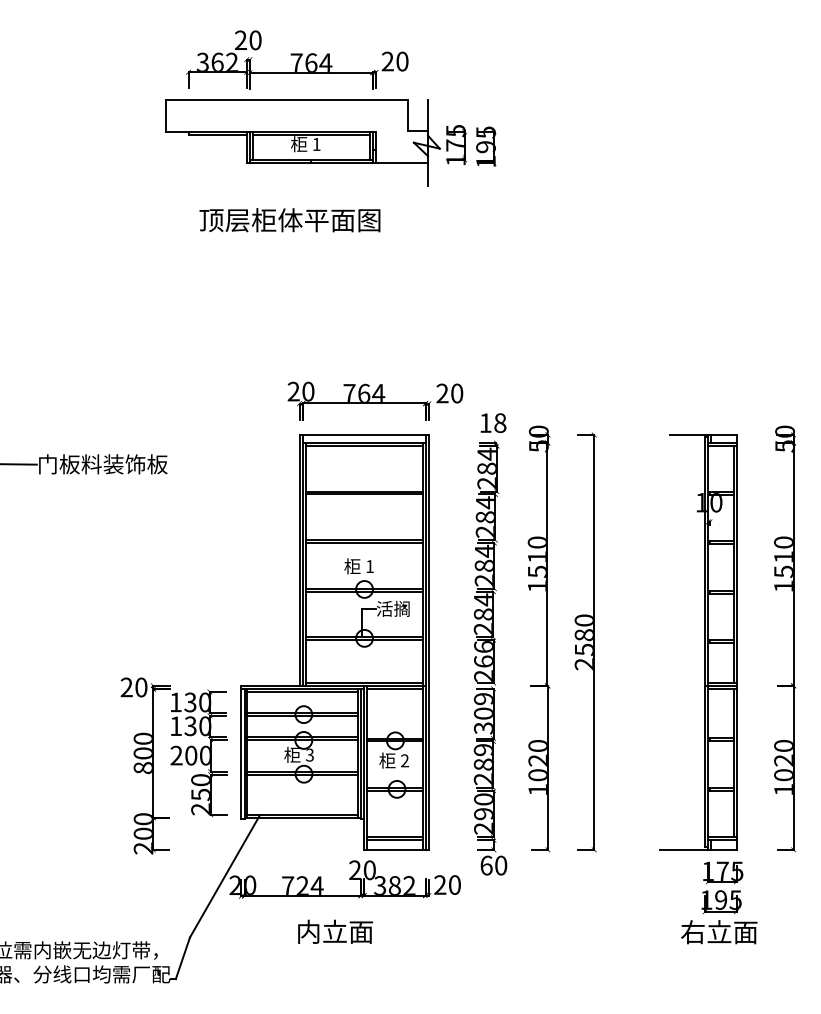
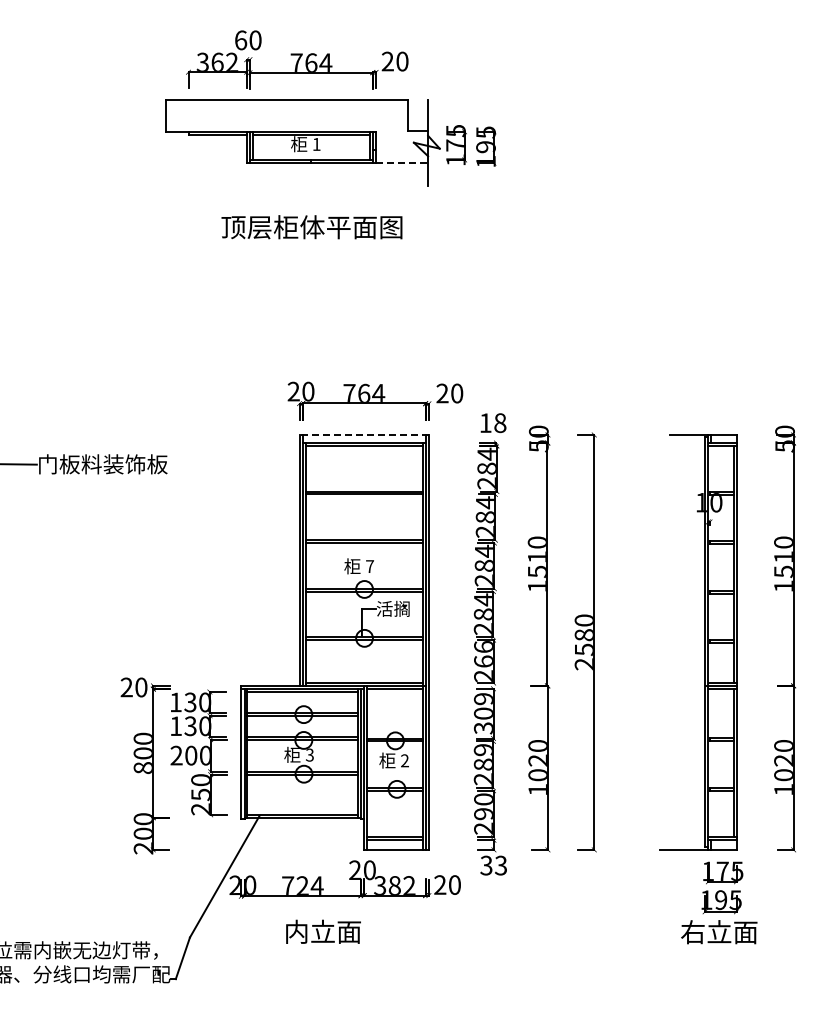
text: 20 -> 60 (240, 40)
line: solid -> dashed (402, 163)
text position: (289, 220) -> (311, 227) (311, 227)
line: solid -> dashed (364, 434)
text: 1 -> 7 (370, 566)
text: 60 -> 33 (493, 865)
text position: (335, 931) -> (323, 931) (323, 931)
